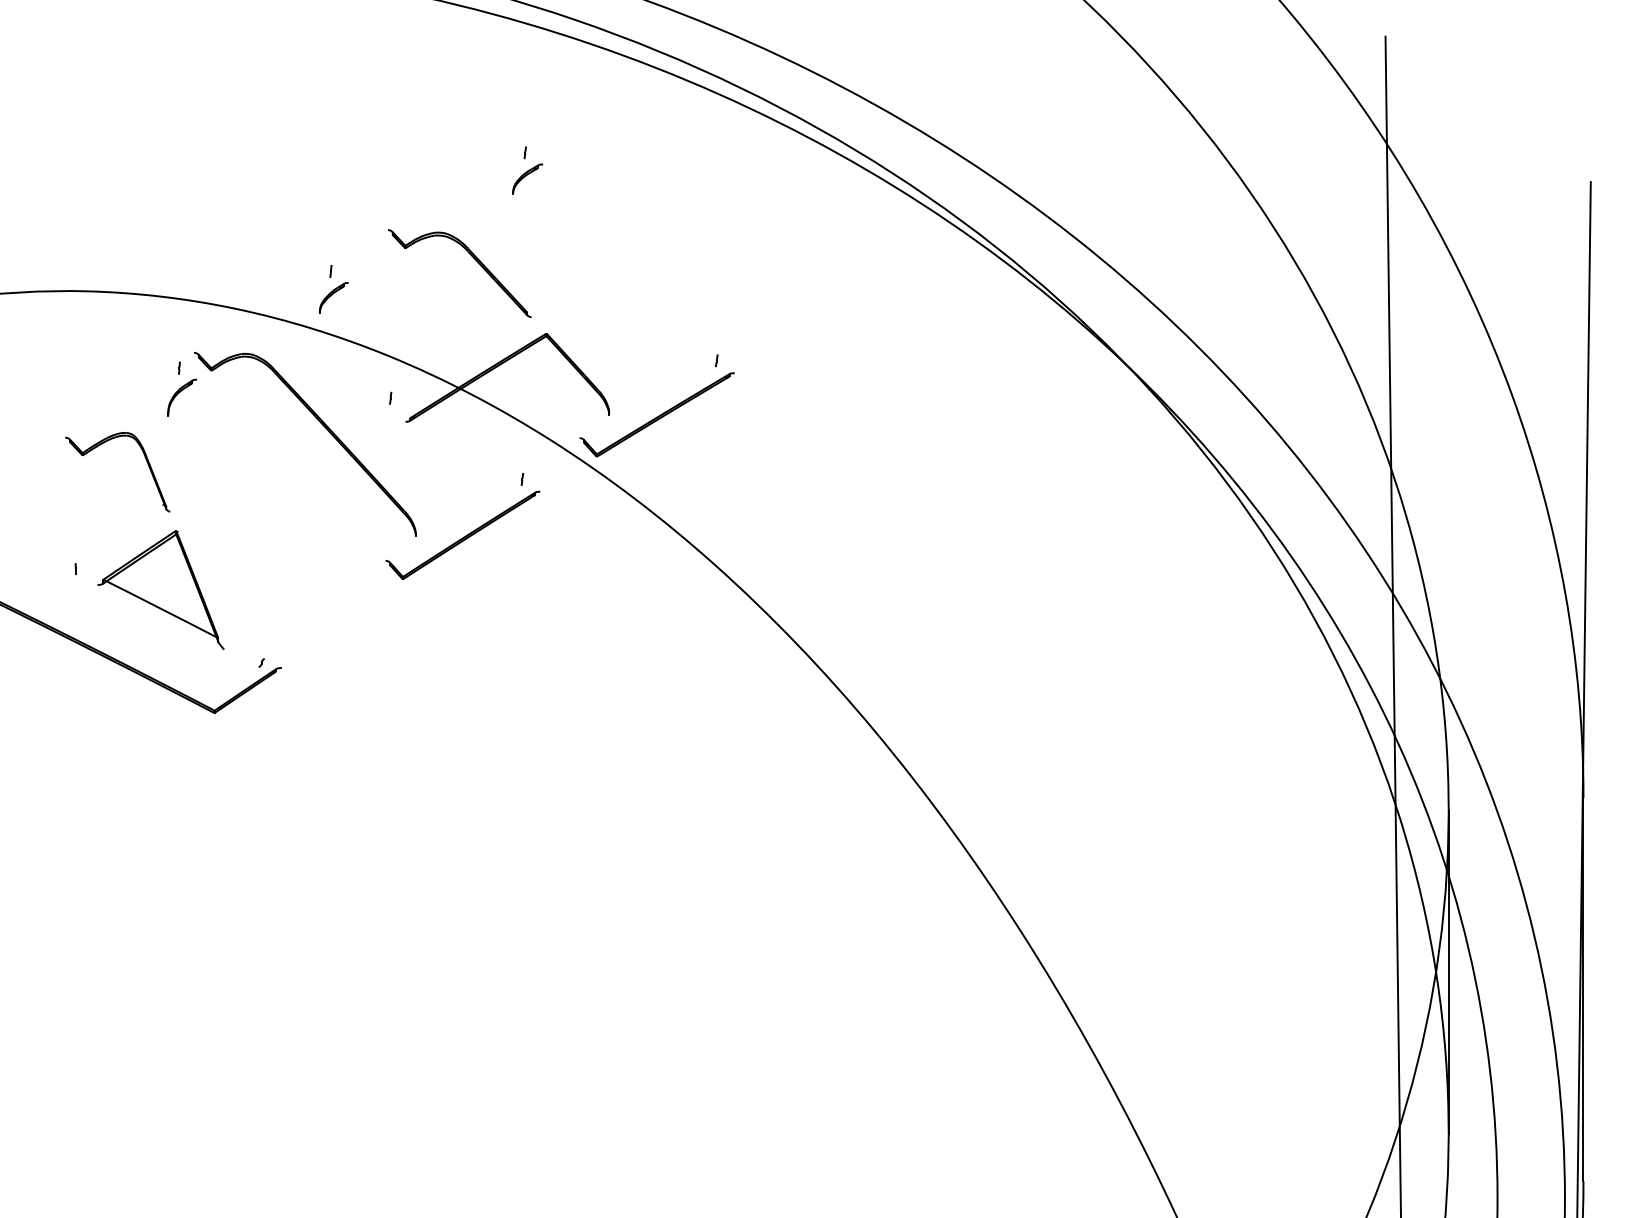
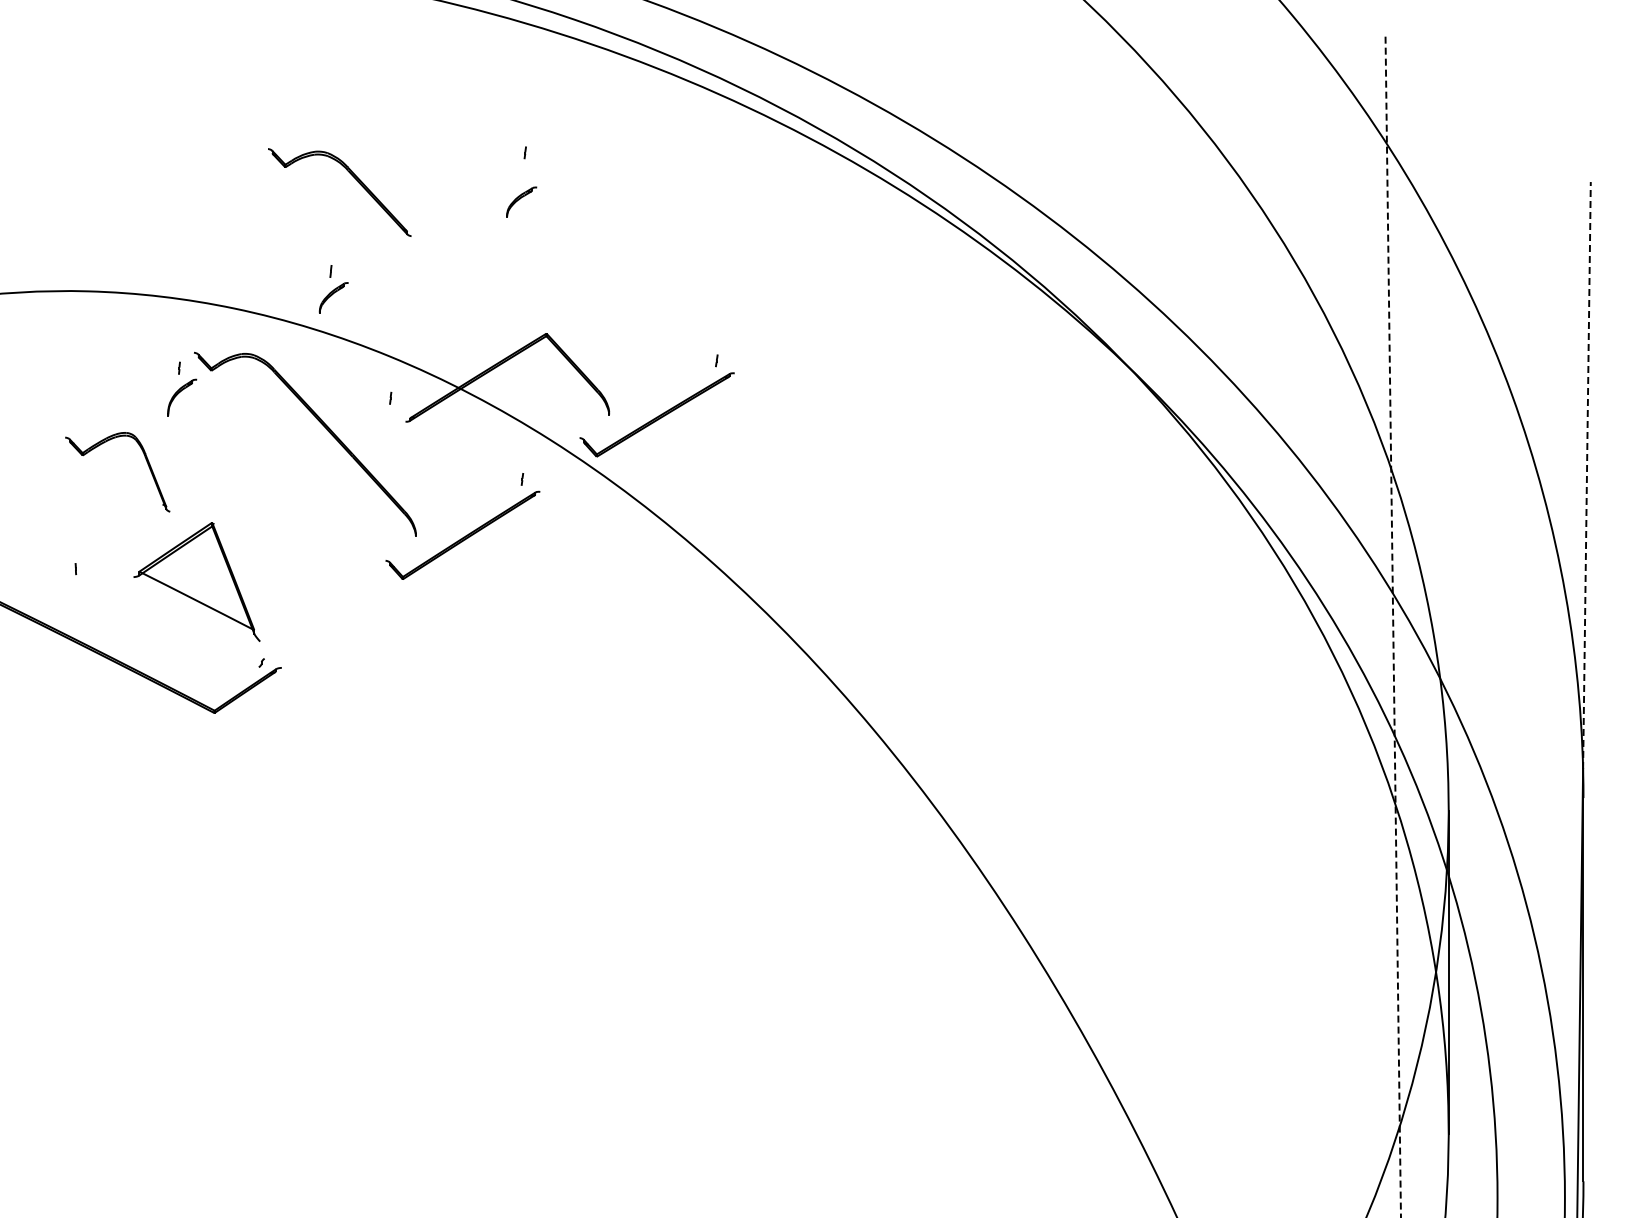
part position: (527, 178) -> (521, 201) (521, 201)
part position: (473, 258) -> (353, 177) (353, 177)
line: solid -> dashed (1586, 475)
part position: (160, 589) -> (196, 581) (196, 581)
line: solid -> dashed (1393, 627)
